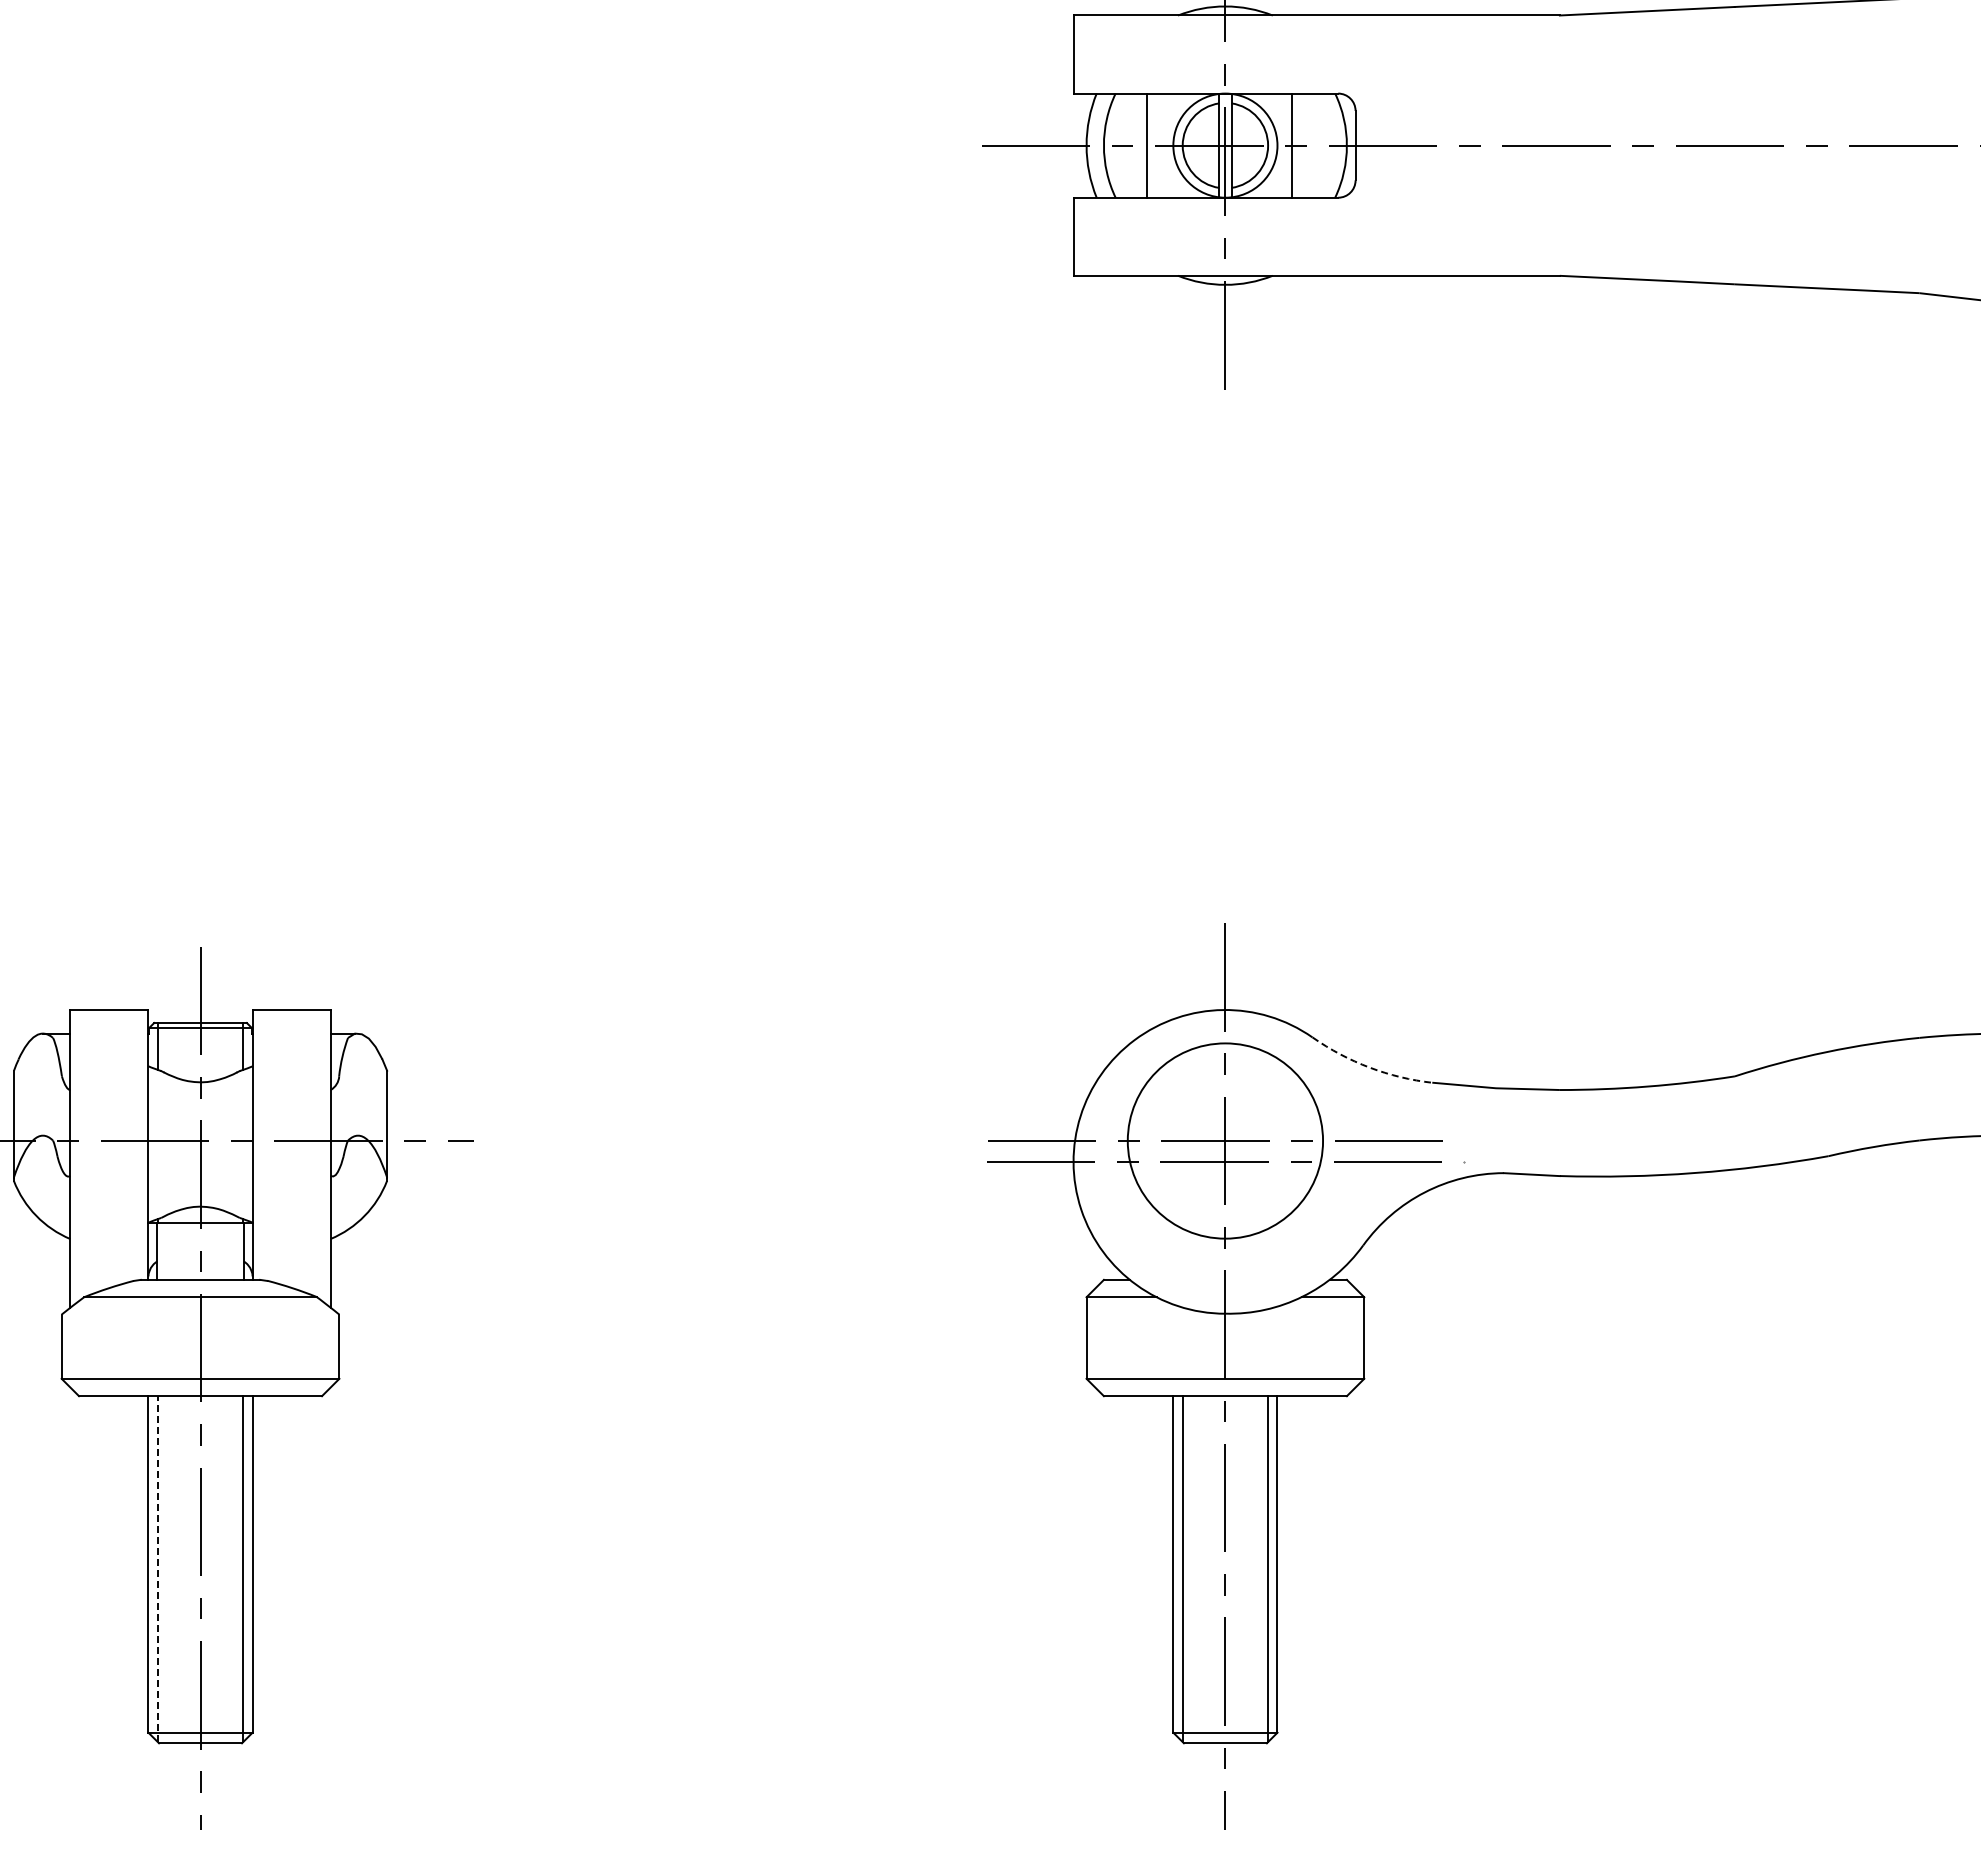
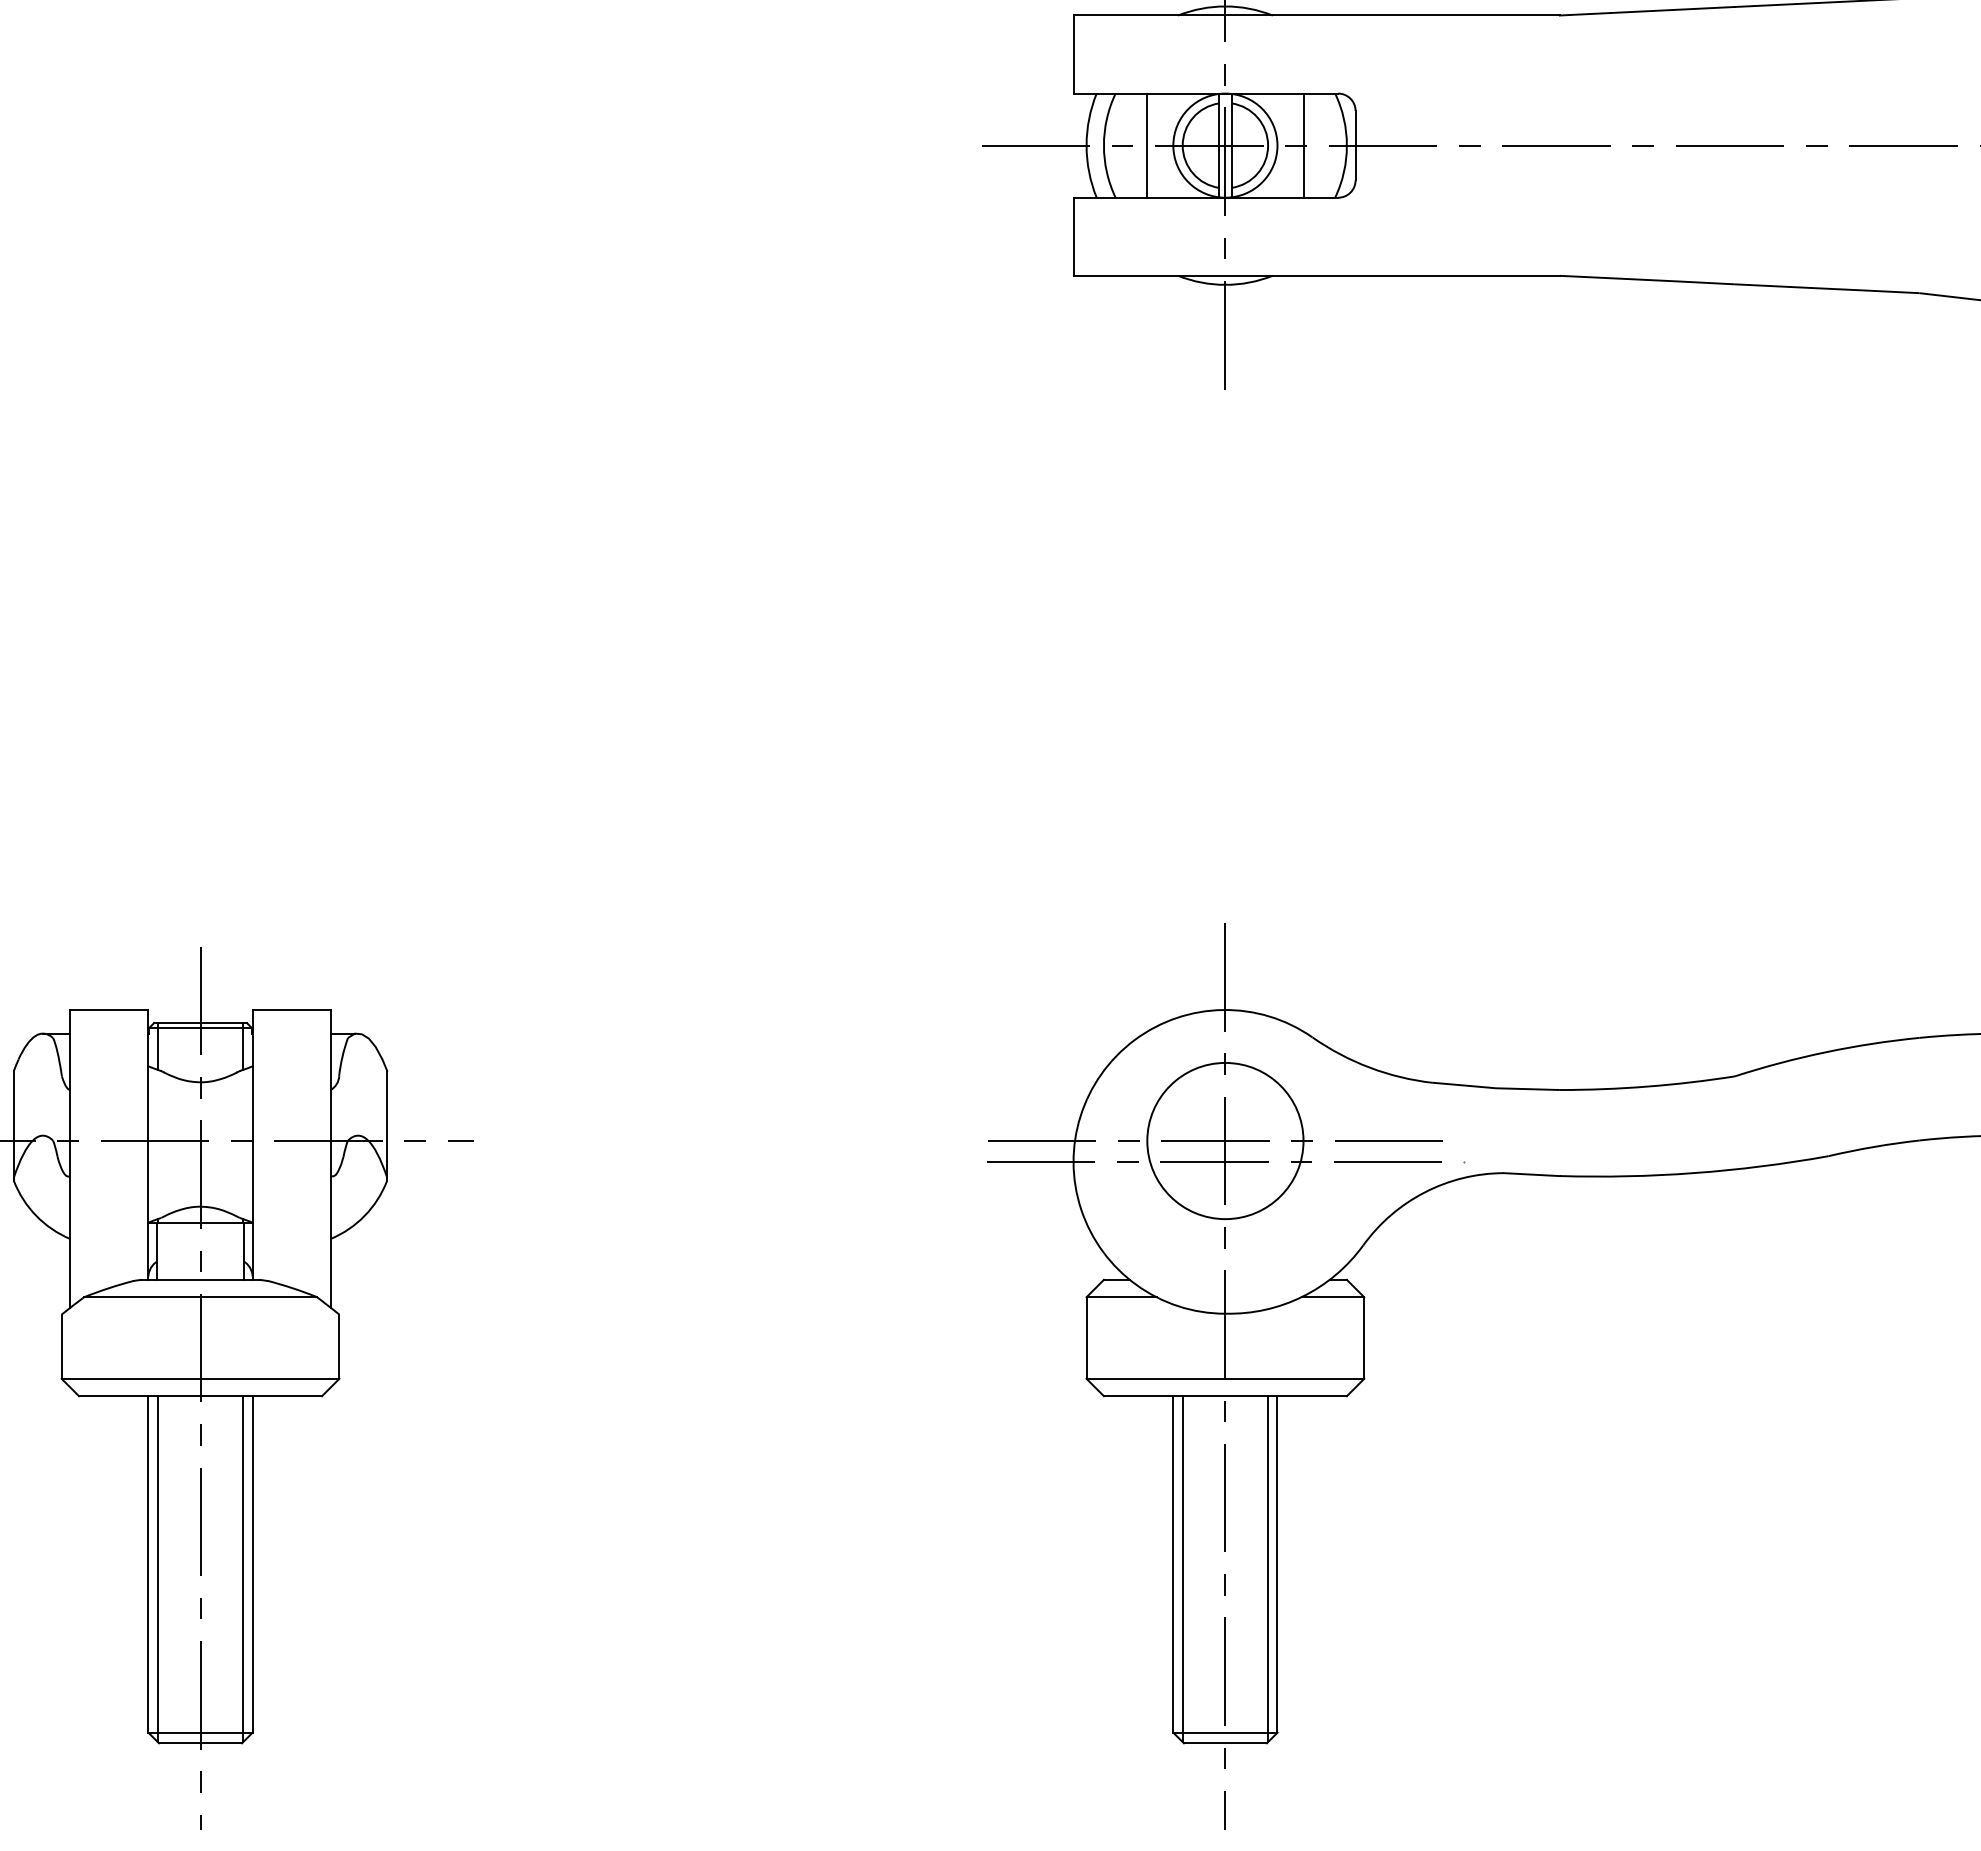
line position: (1291, 145) -> (1303, 145) (1303, 145)
arc: dashed -> solid (1369, 1067)
circle diameter: 195 px -> 156 px (1225, 1140)
line: dashed -> solid (157, 1569)
